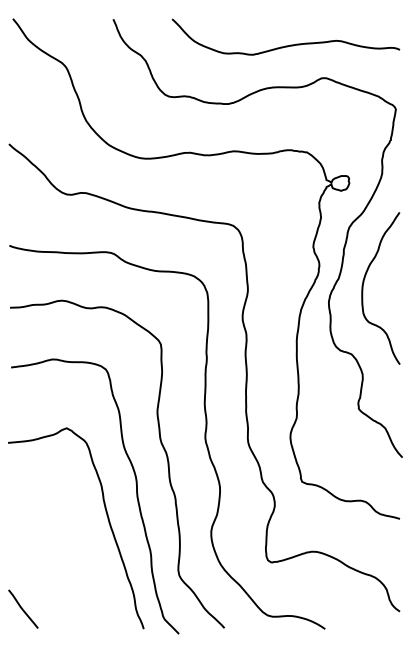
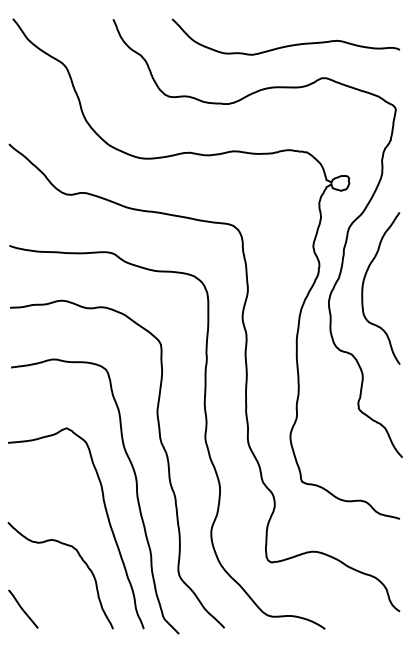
curve: none -> present (82, 561)
